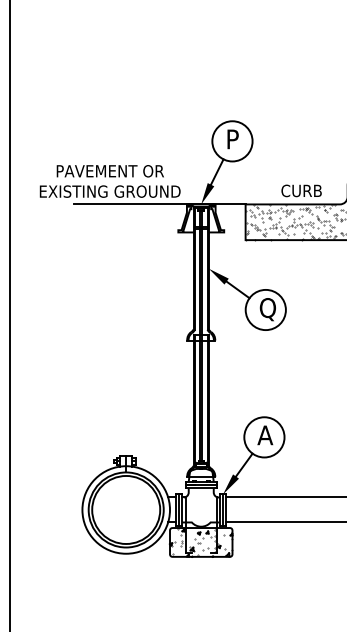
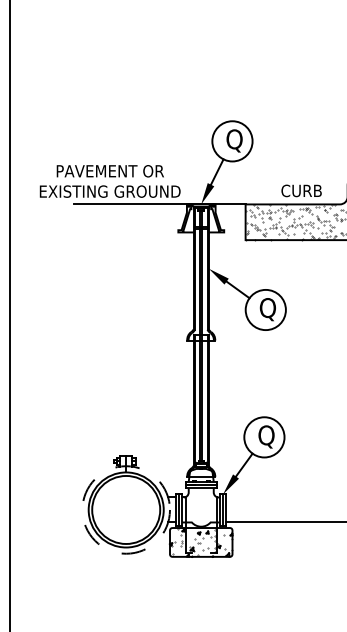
text: P -> Q (234, 140)
text: A -> Q (265, 436)
line: present -> none (284, 497)
circle: solid -> dashed (126, 509)
